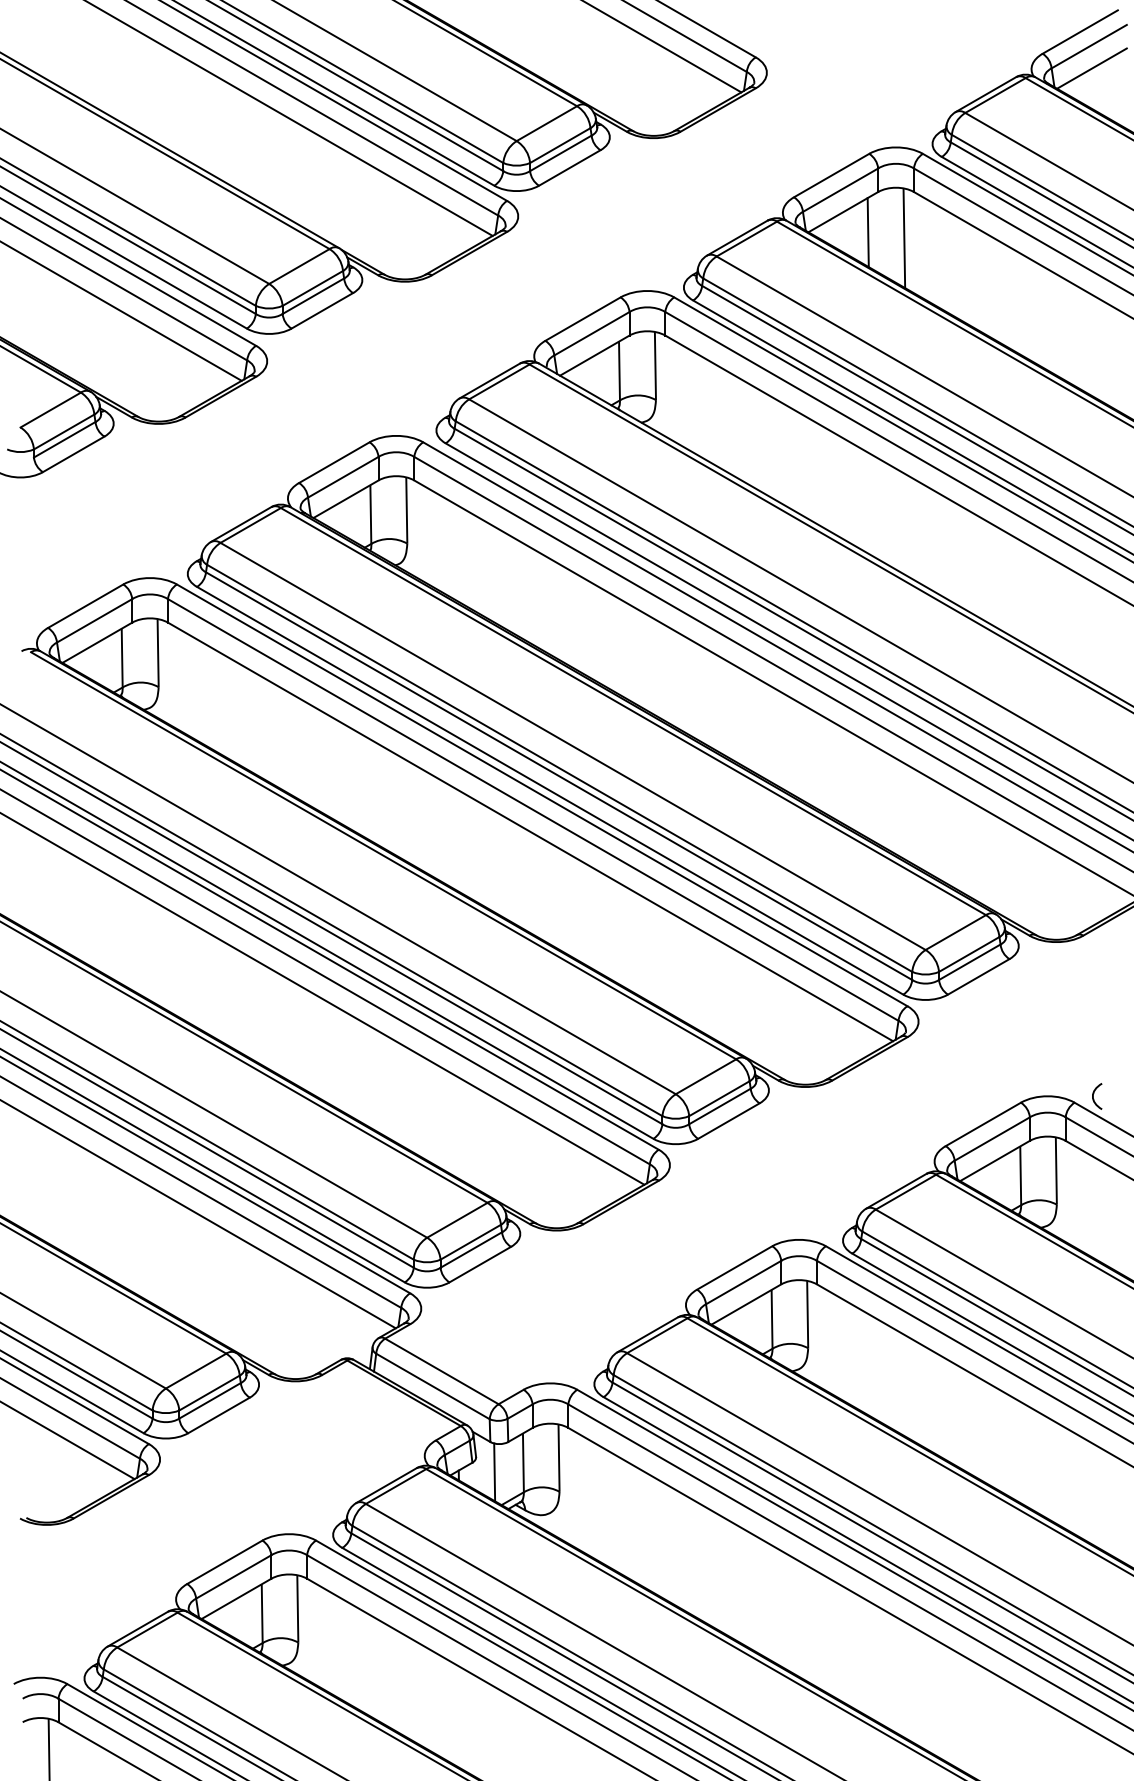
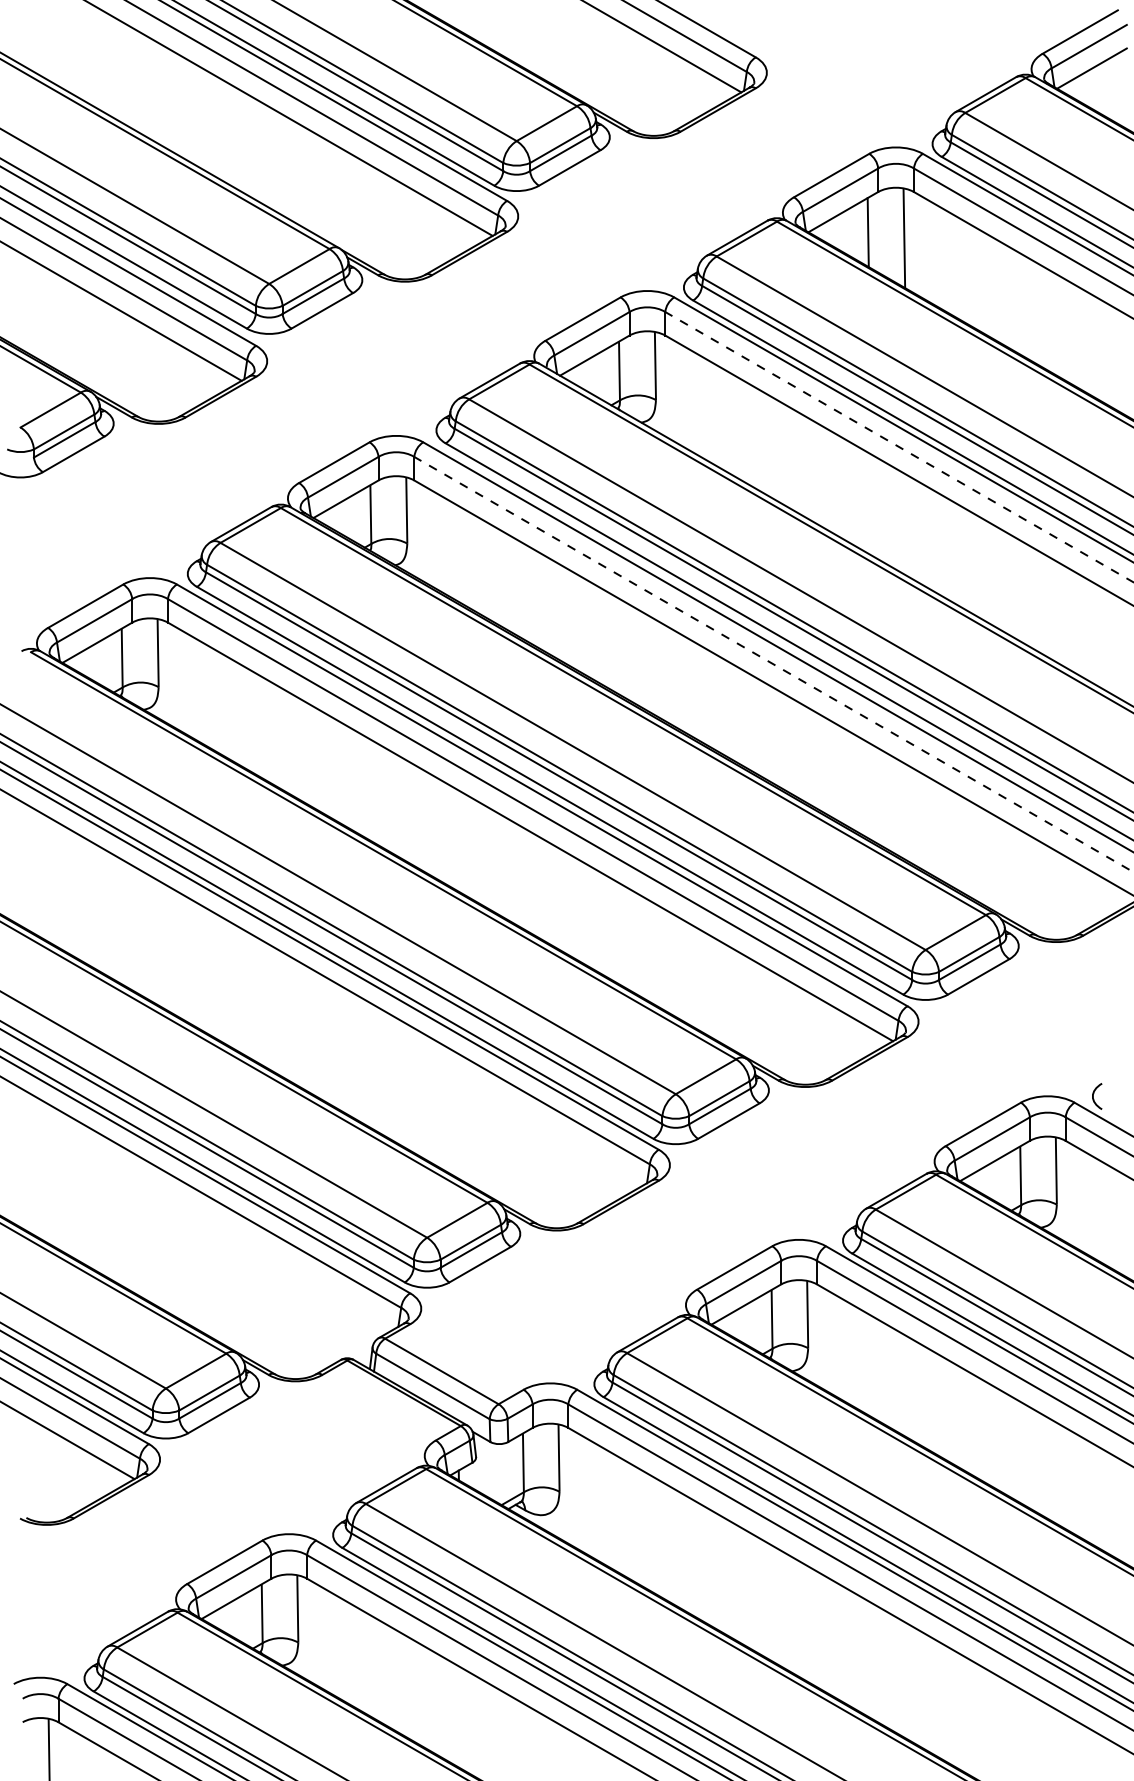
line: solid -> dashed (899, 446)
line: solid -> dashed (773, 664)
line: present -> none (323, 999)
line: present -> none (198, 1214)
line: present -> none (494, 1472)
